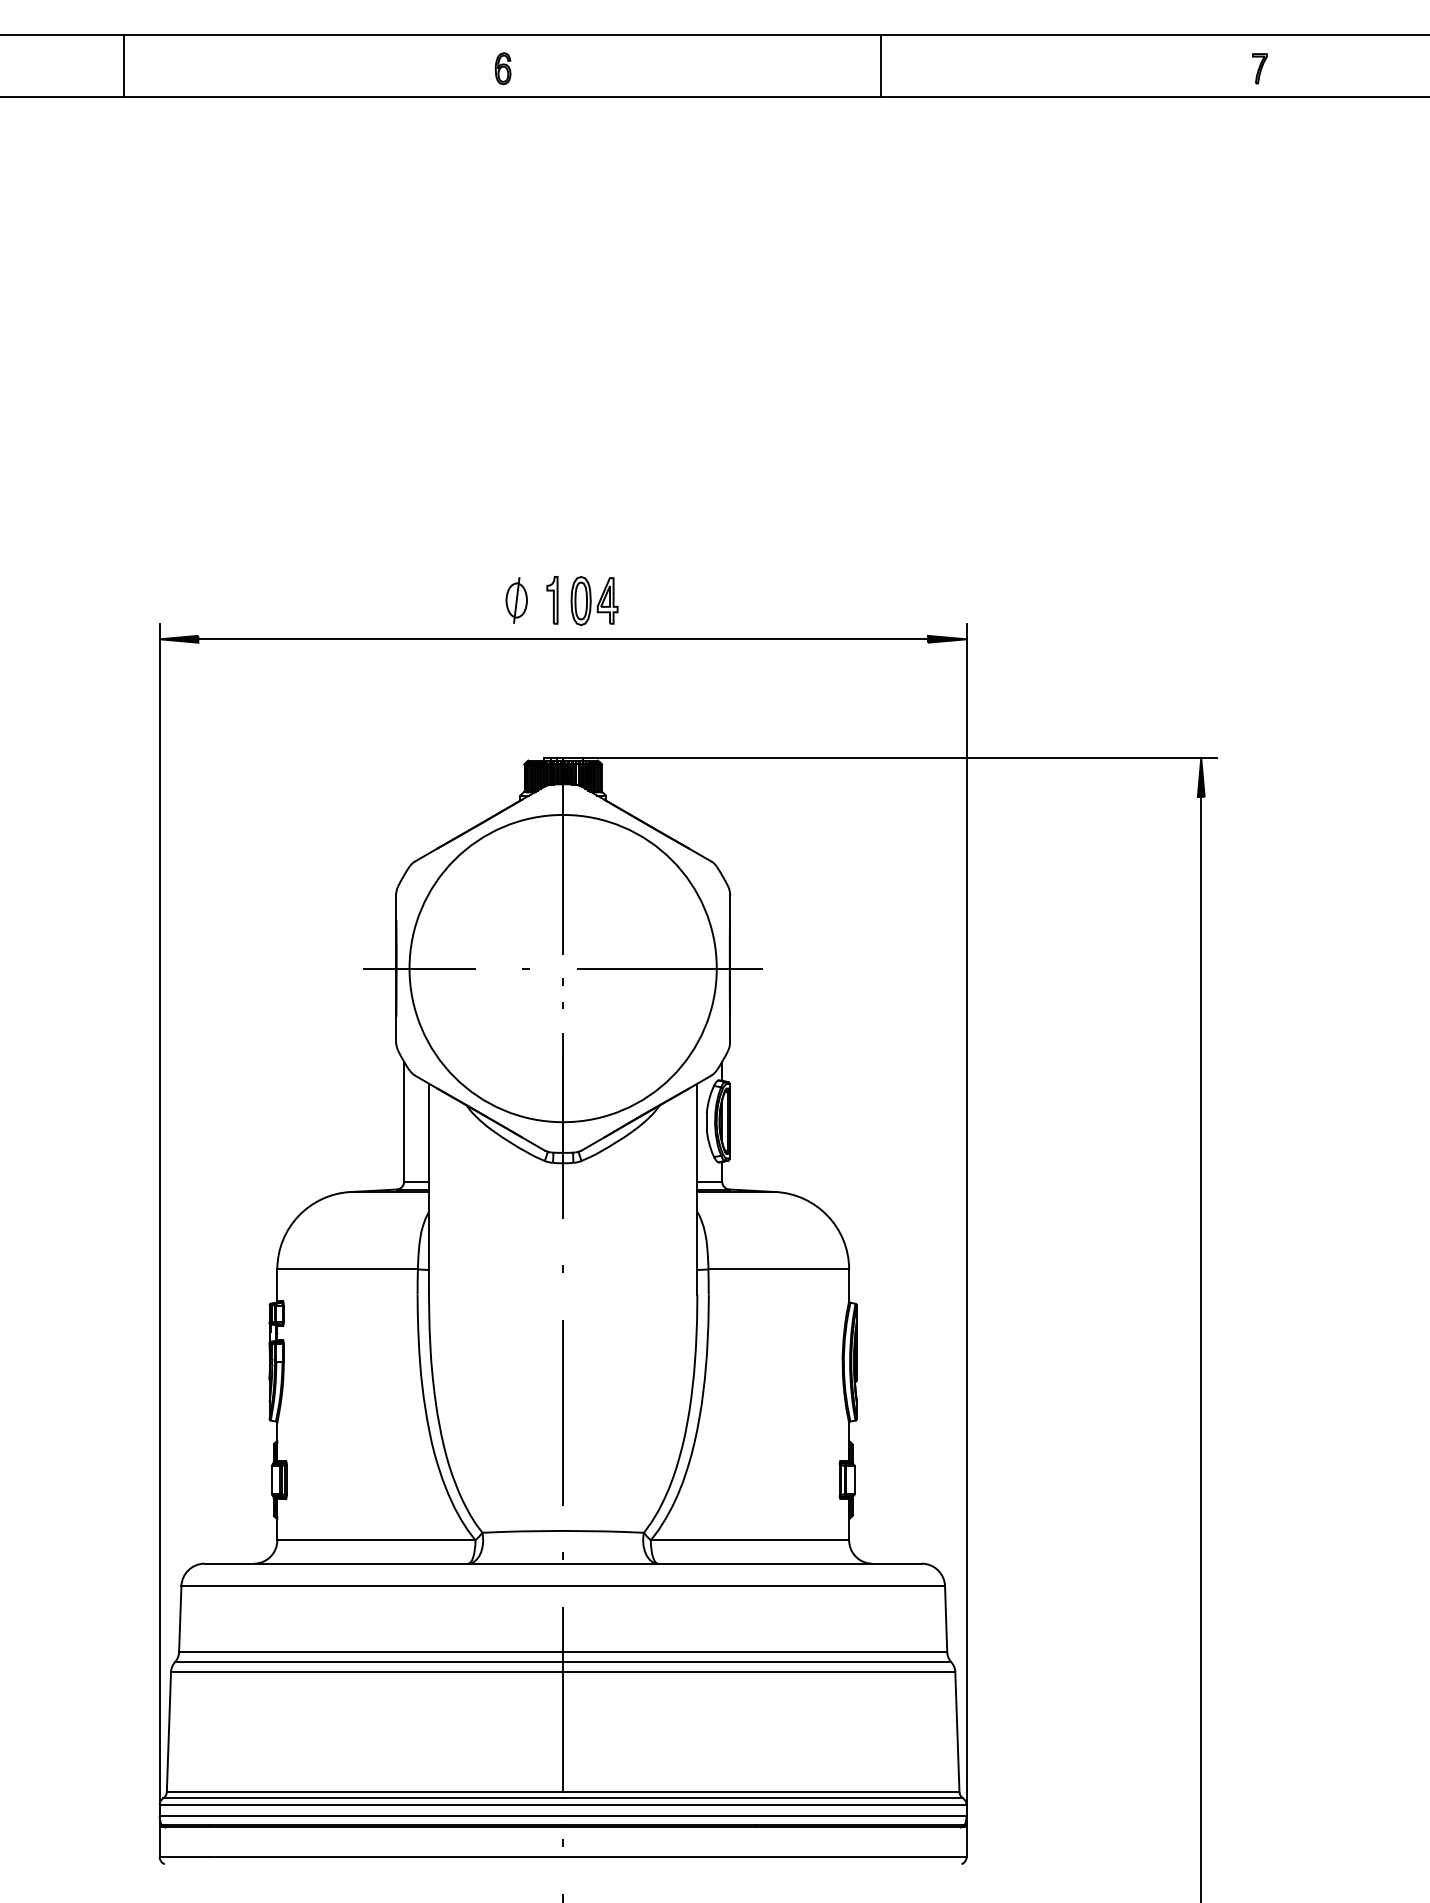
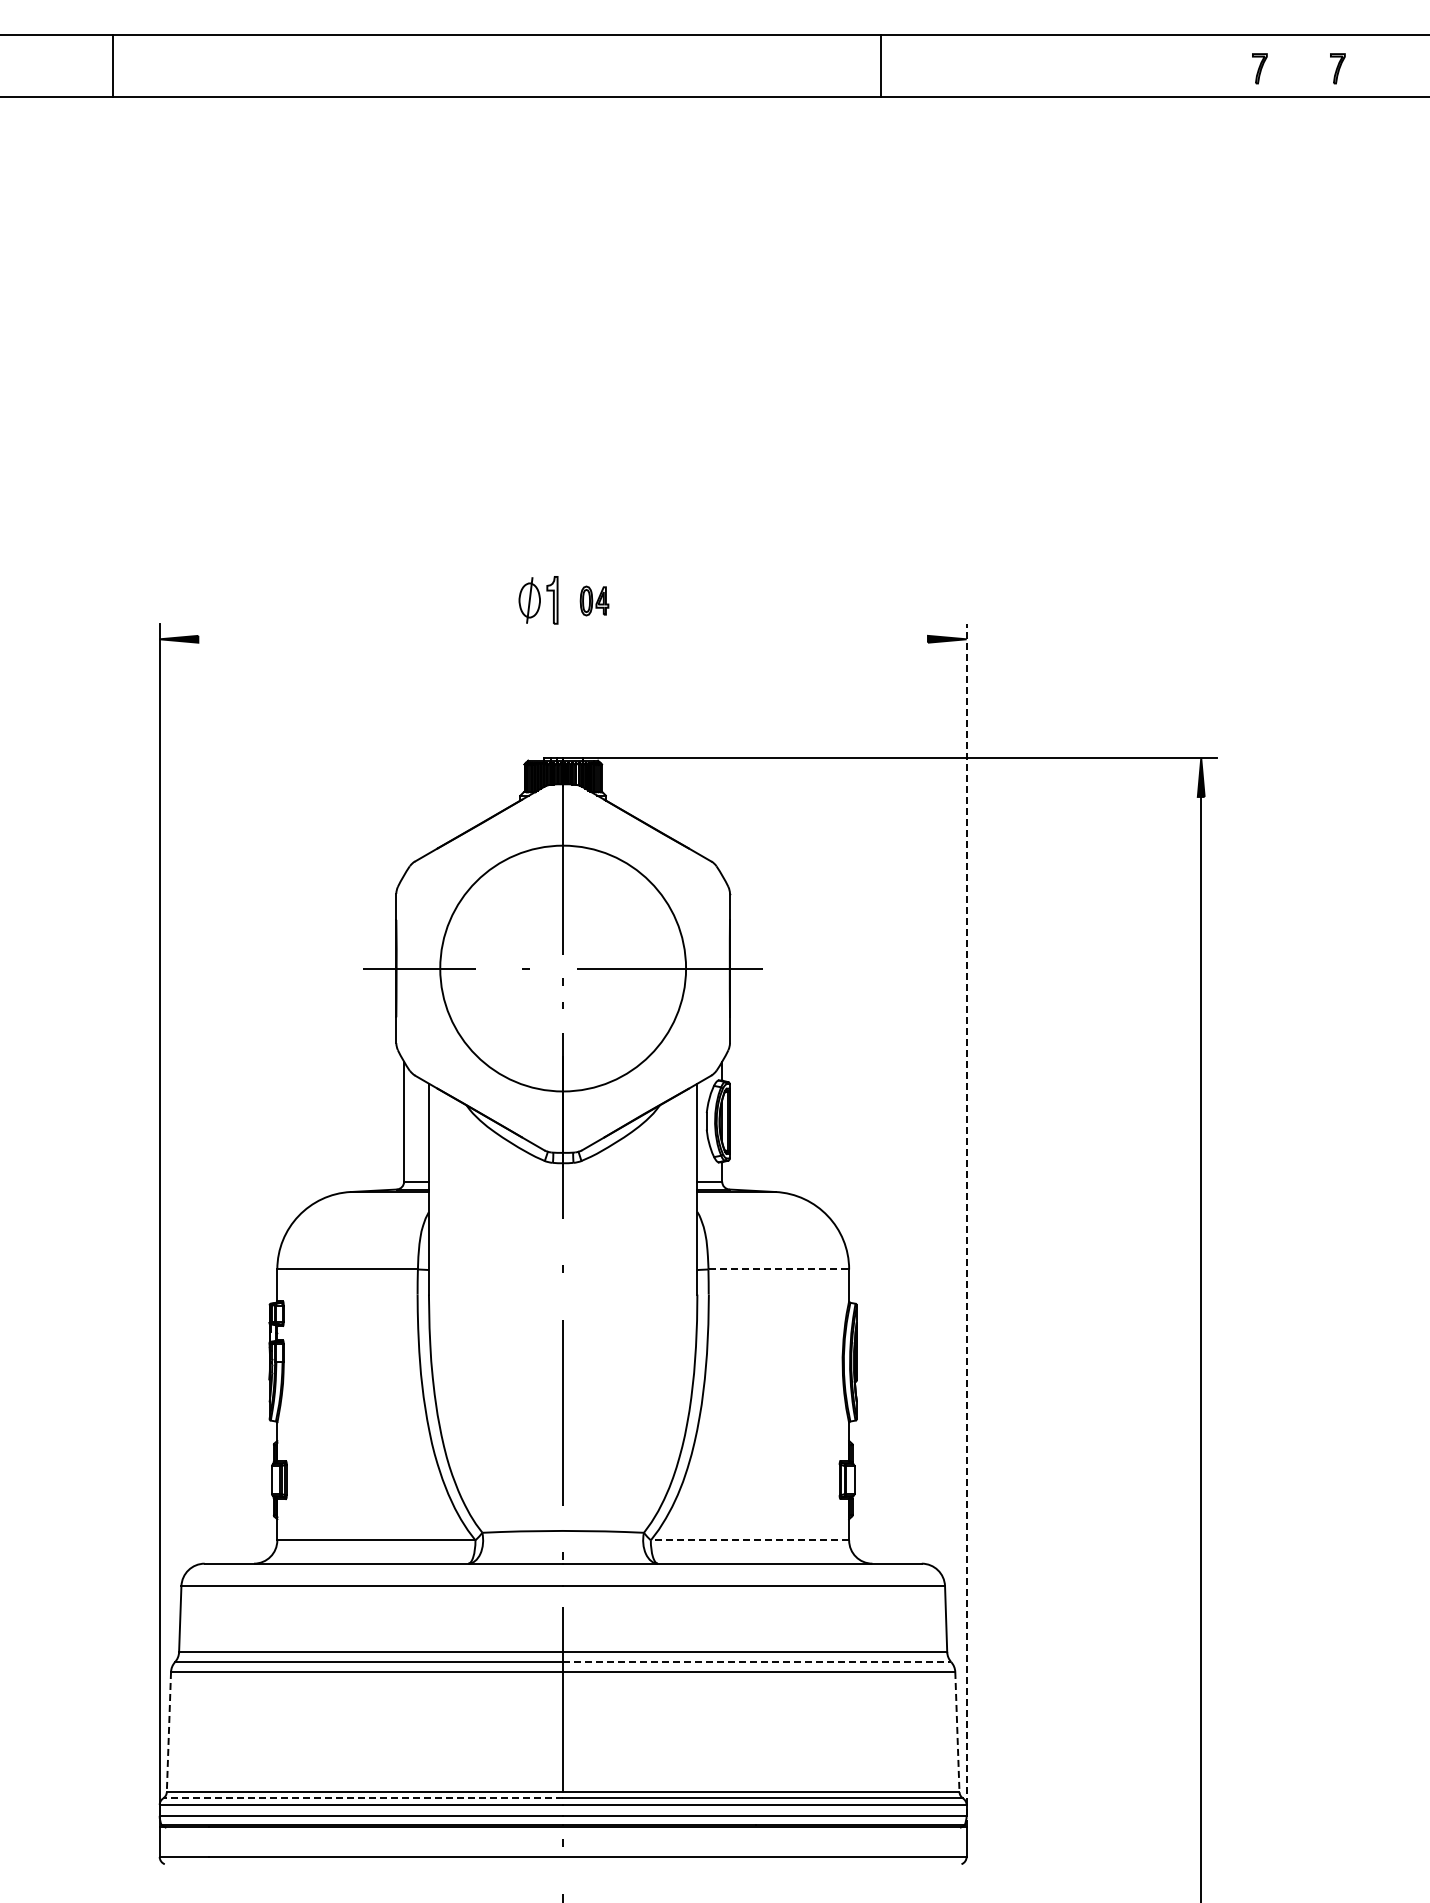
line position: (124, 65) -> (113, 65) (113, 65)
part: present -> none (502, 68)
part: none -> present (1337, 68)
part position: (516, 600) -> (529, 600) (529, 600)
part size: 49x50 px -> 31x32 px (594, 600)
line: present -> none (562, 639)
circle diameter: 307 px -> 246 px (563, 968)
line: solid -> dashed (966, 1225)
line: solid -> dashed (779, 1269)
line: solid -> dashed (749, 1540)
line: solid -> dashed (757, 1662)
line: solid -> dashed (168, 1732)
line: solid -> dashed (957, 1732)
line: solid -> dashed (363, 1798)
